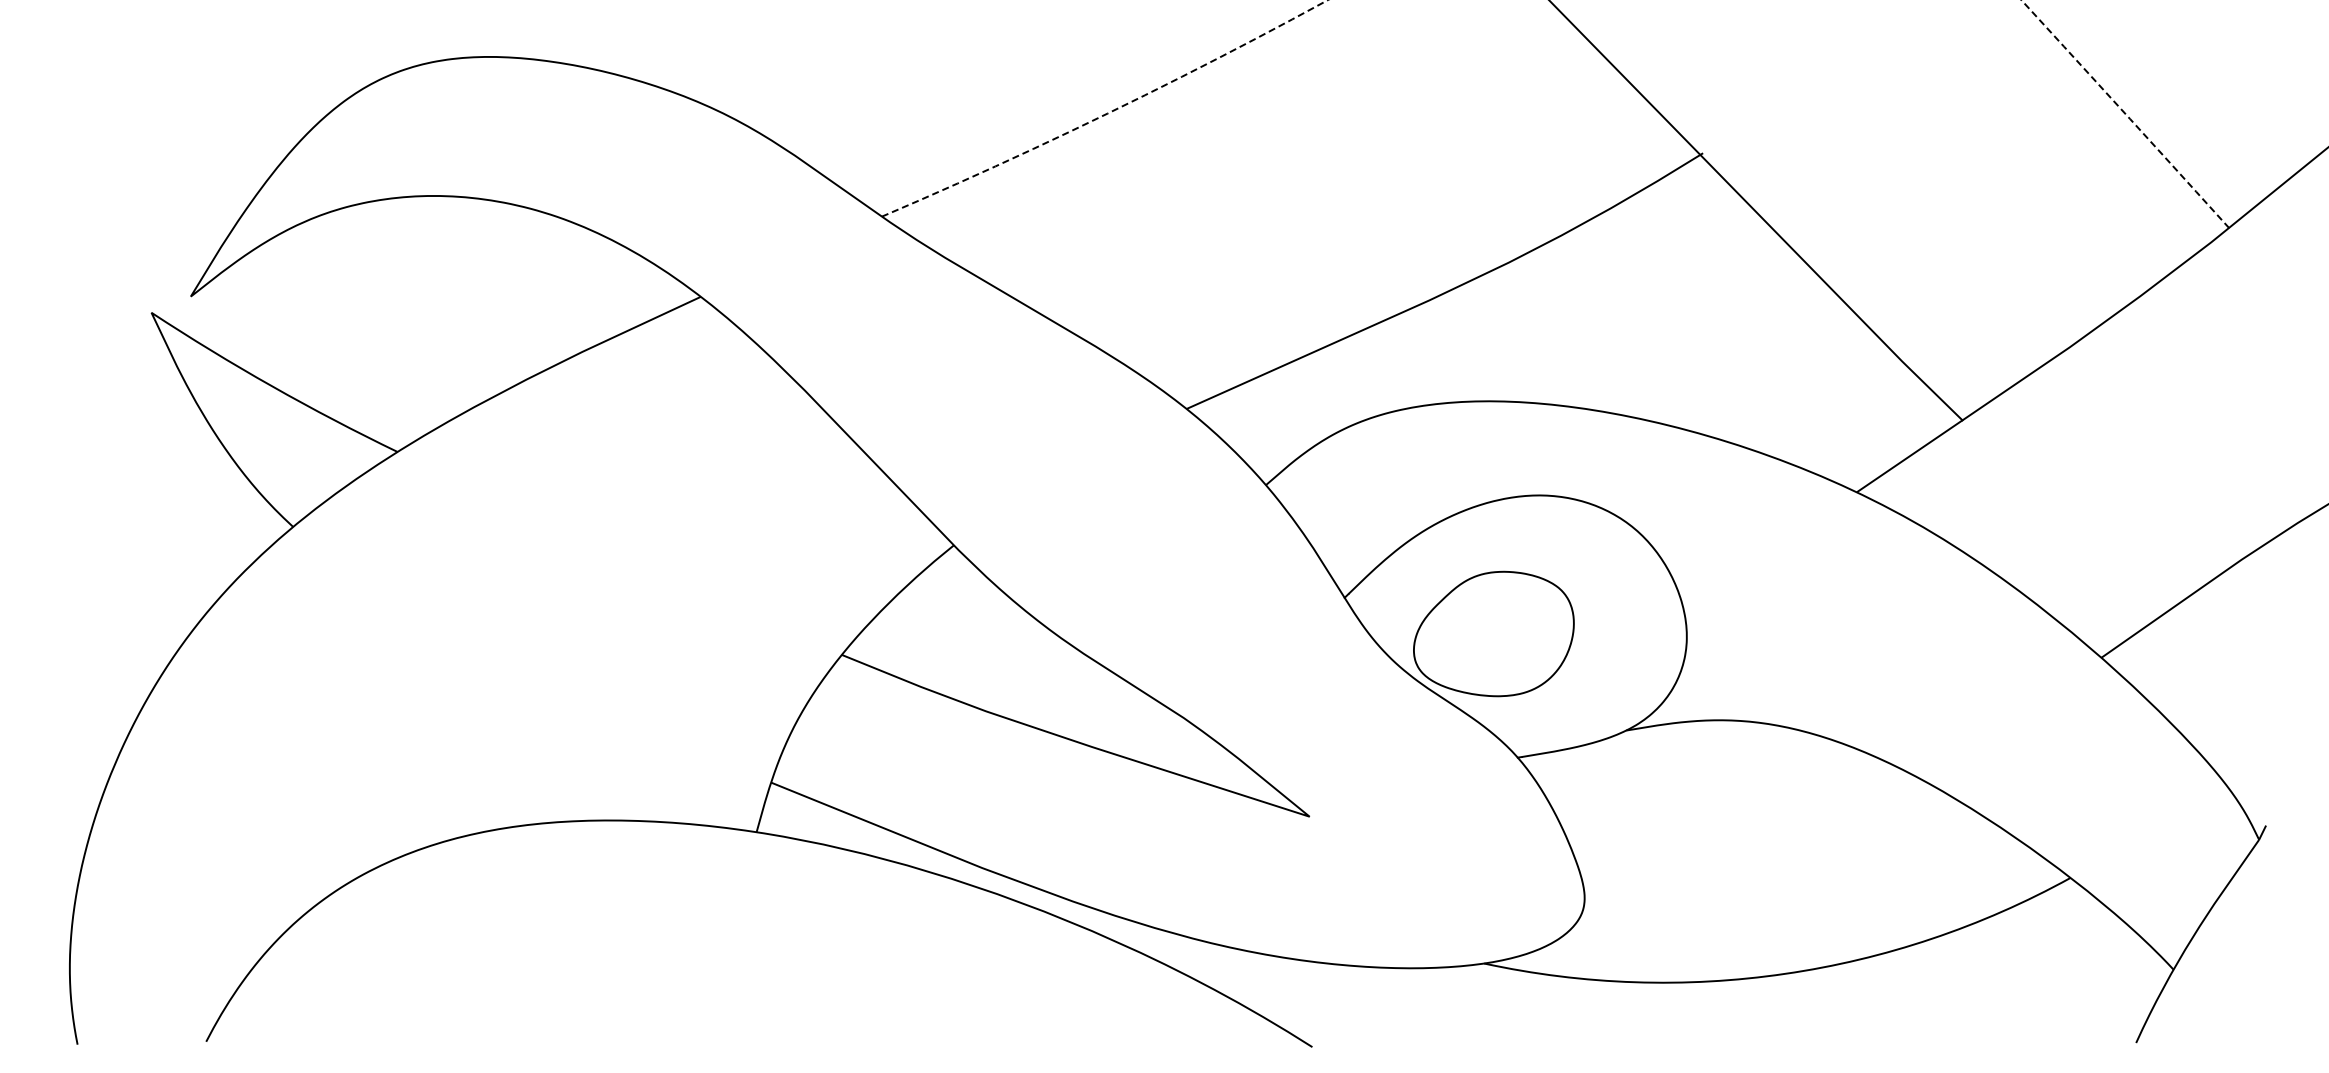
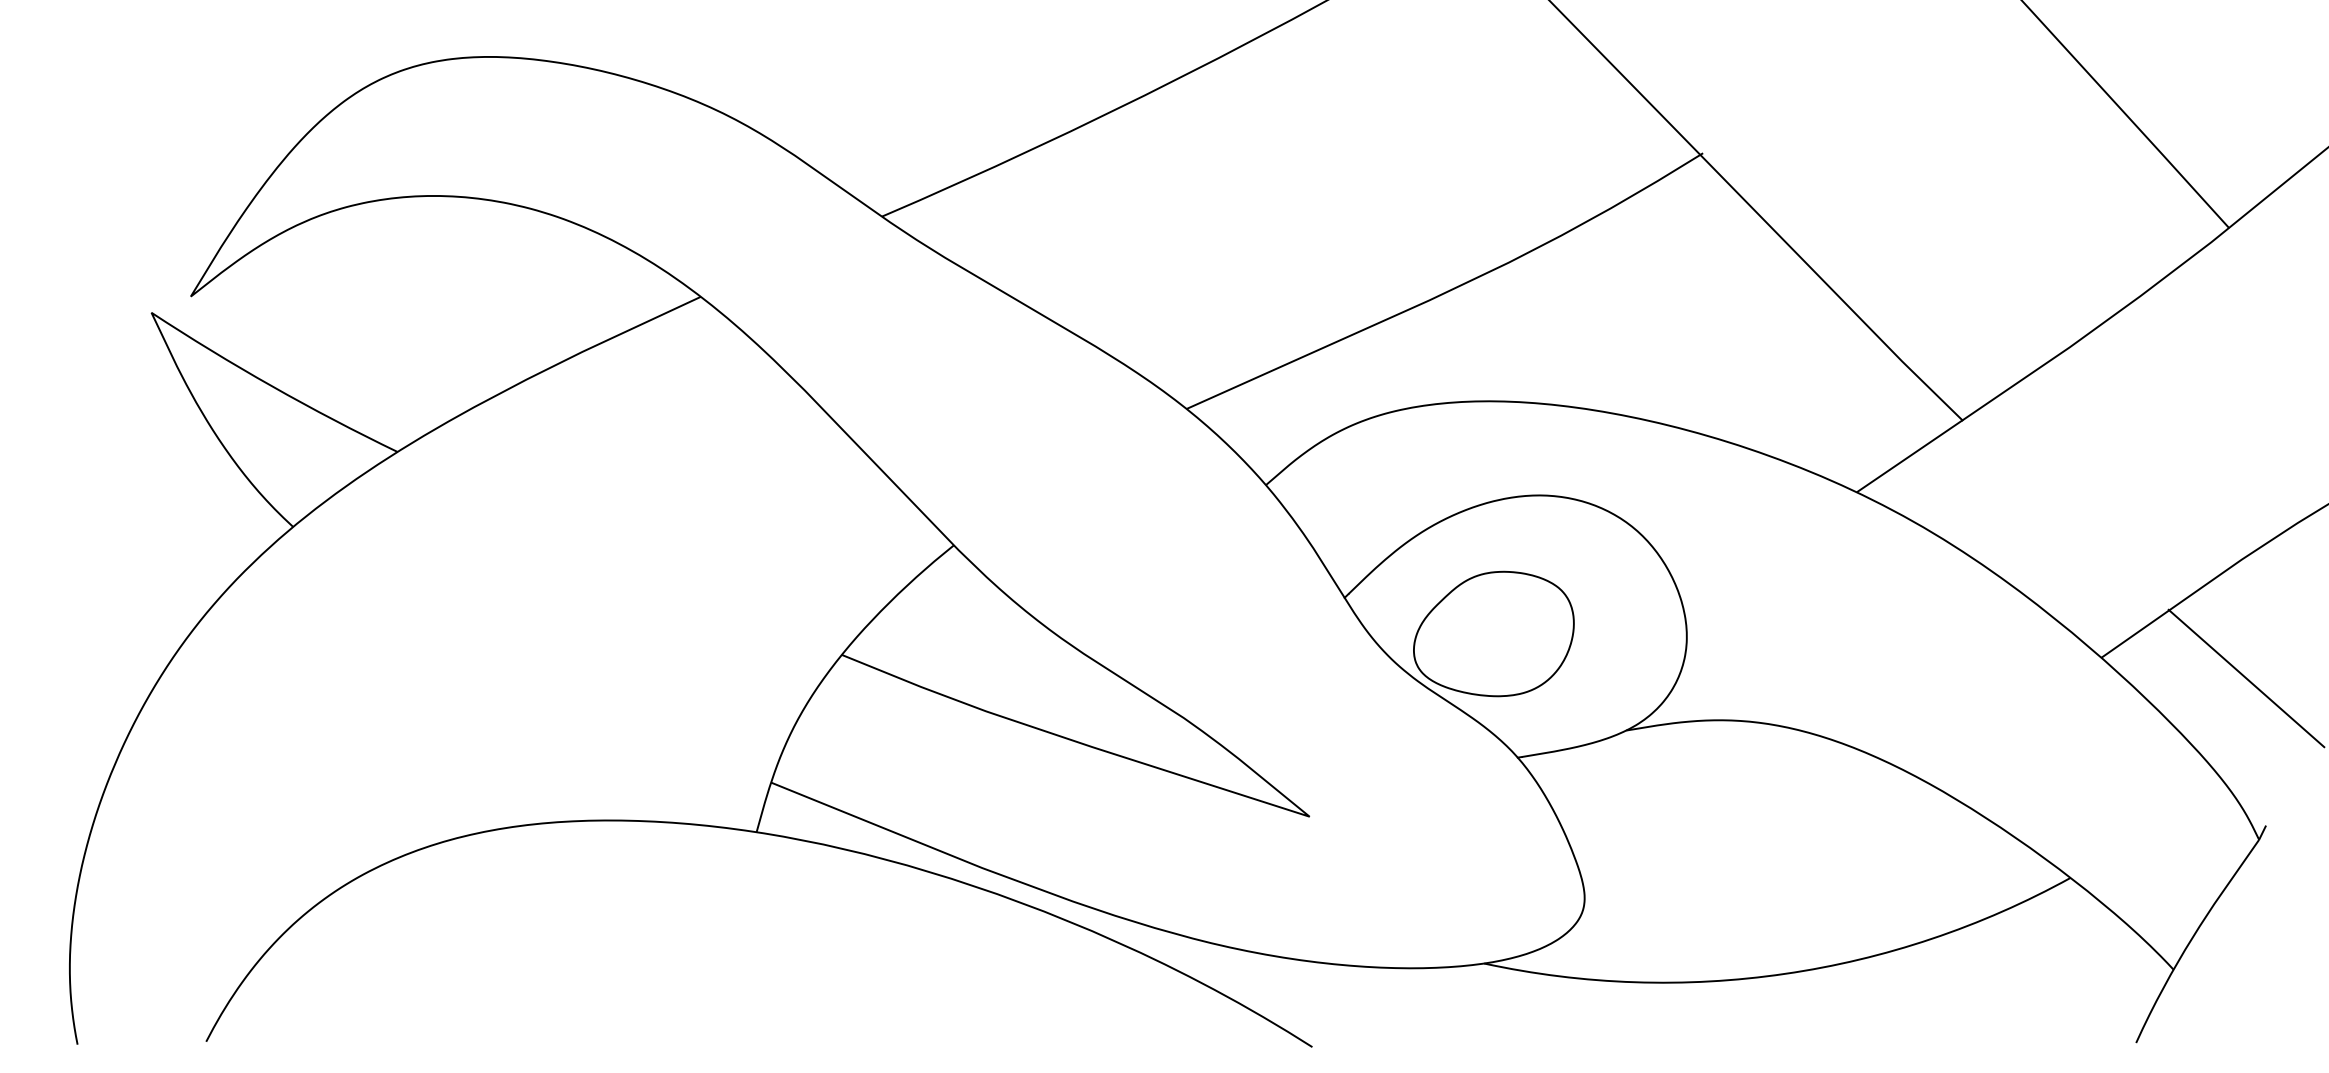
arc: dashed -> solid (1107, 113)
arc: dashed -> solid (2125, 113)
line: none -> present (2246, 678)
